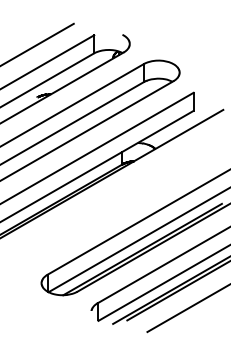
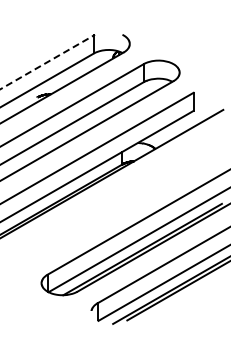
line: present -> none (37, 43)
line: solid -> dashed (47, 62)
line: present -> none (187, 309)
